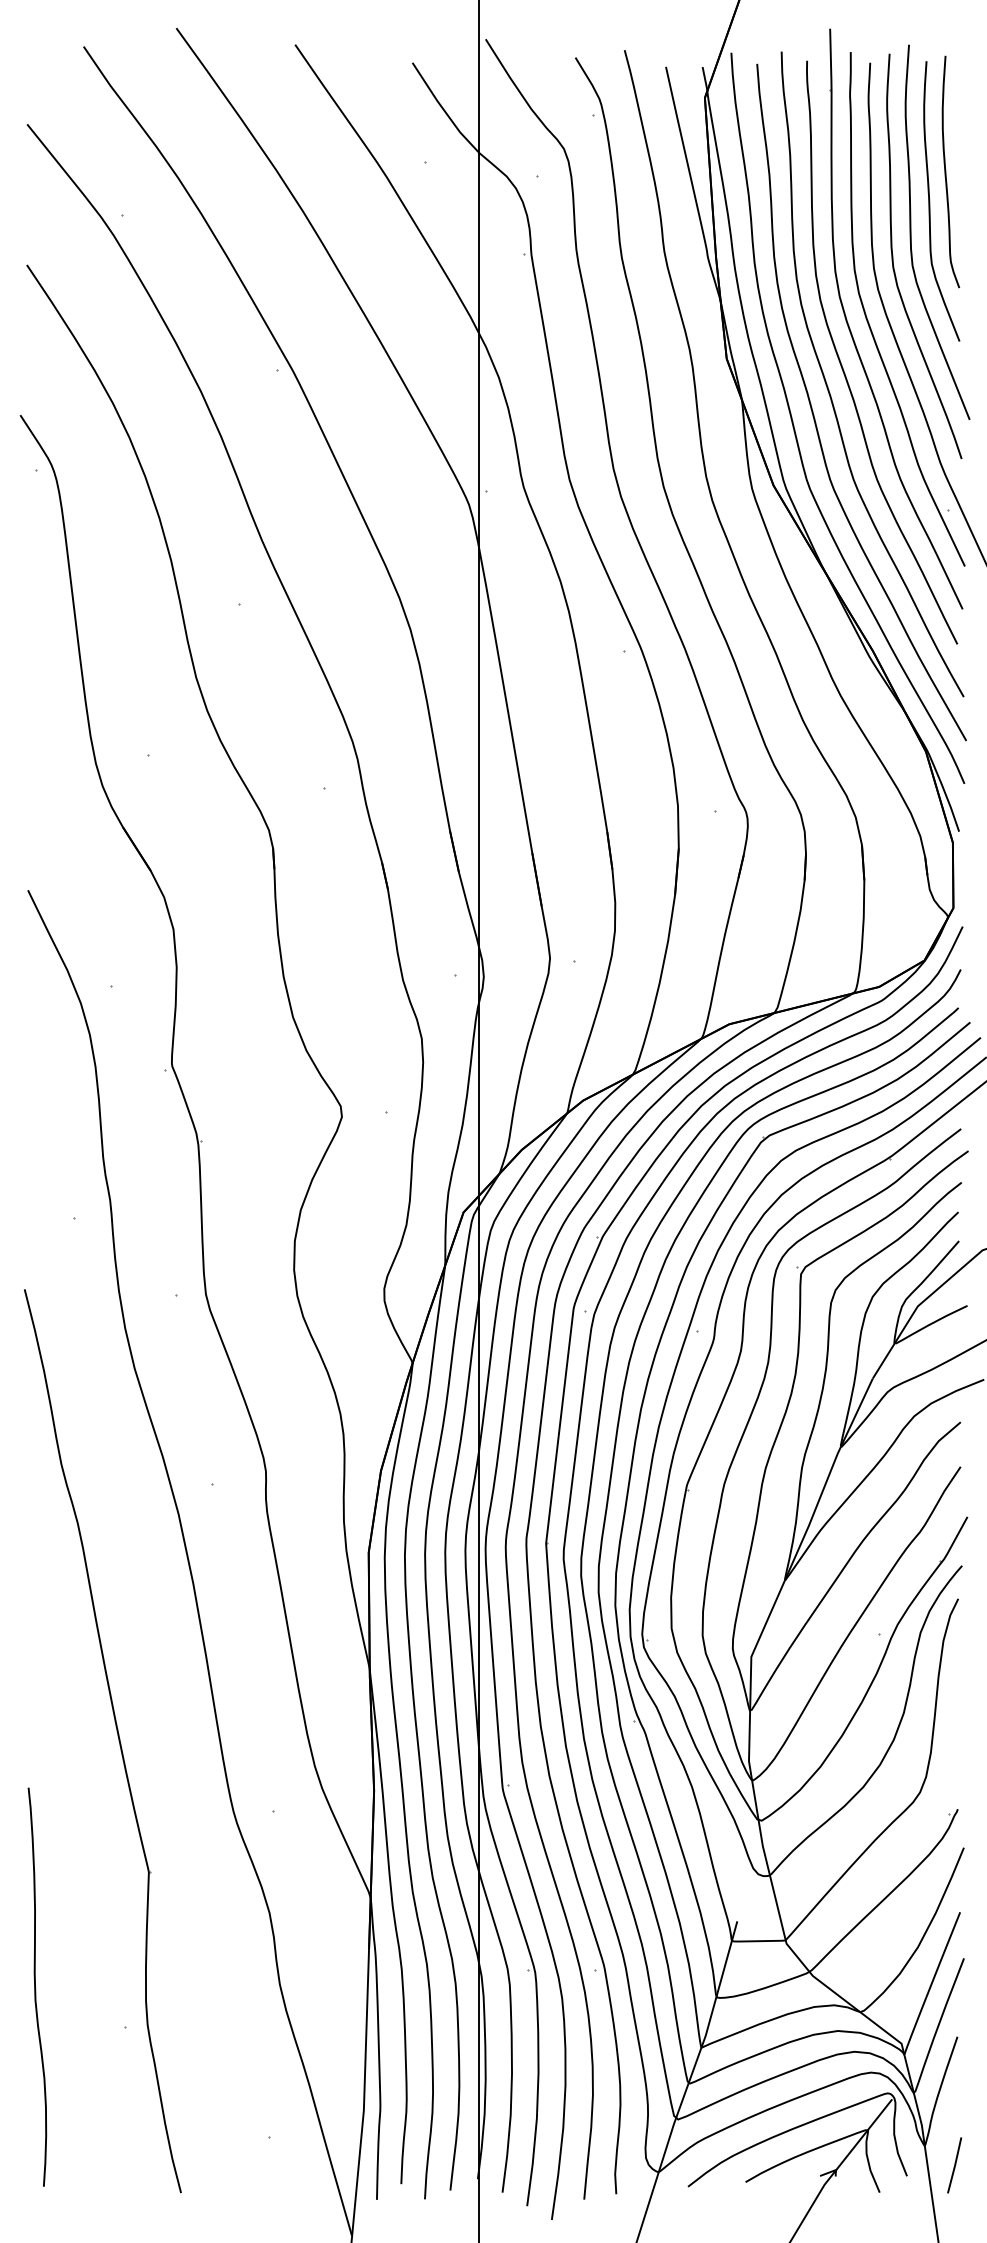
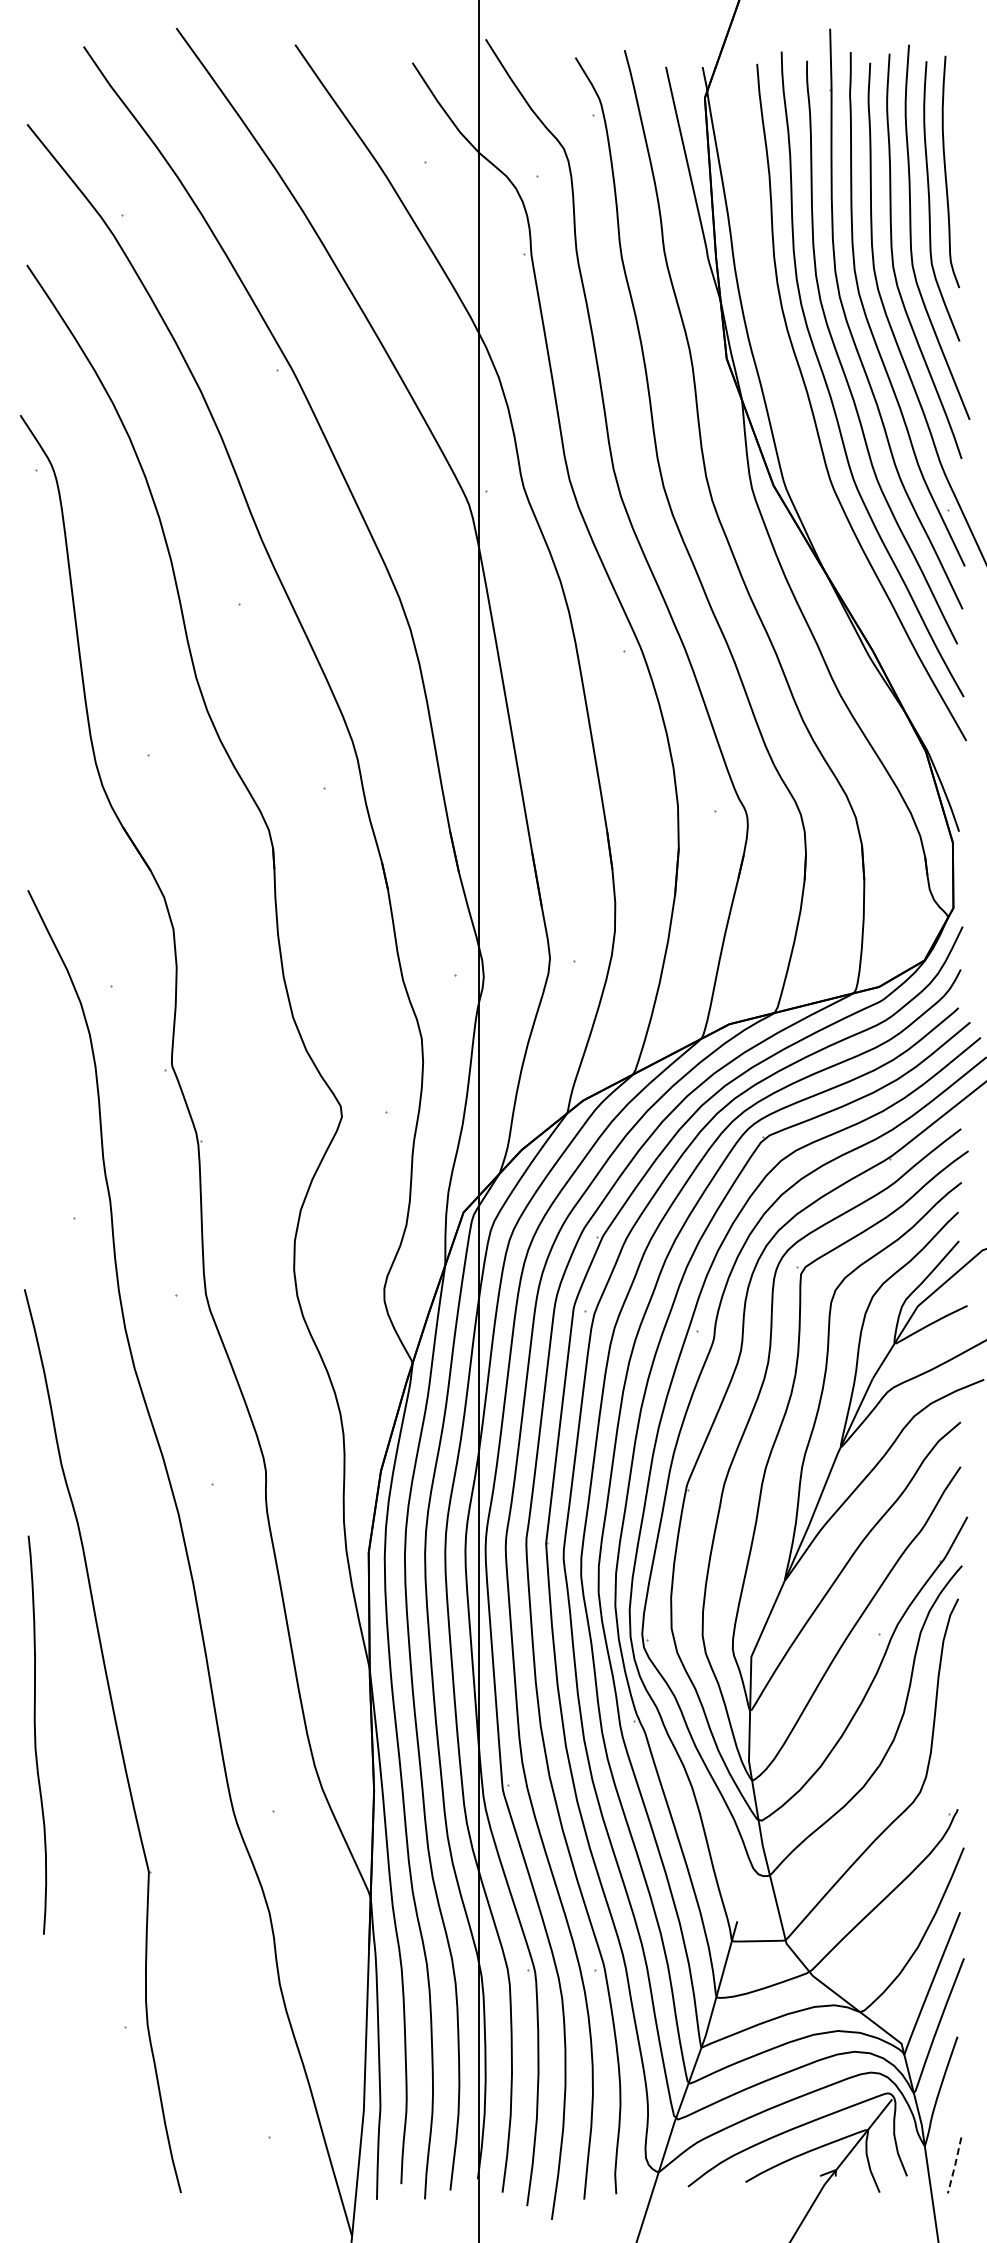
curve: present -> none (795, 429)
curve position: (35, 1986) -> (35, 1734) (35, 1734)
line: solid -> dashed (955, 2165)
